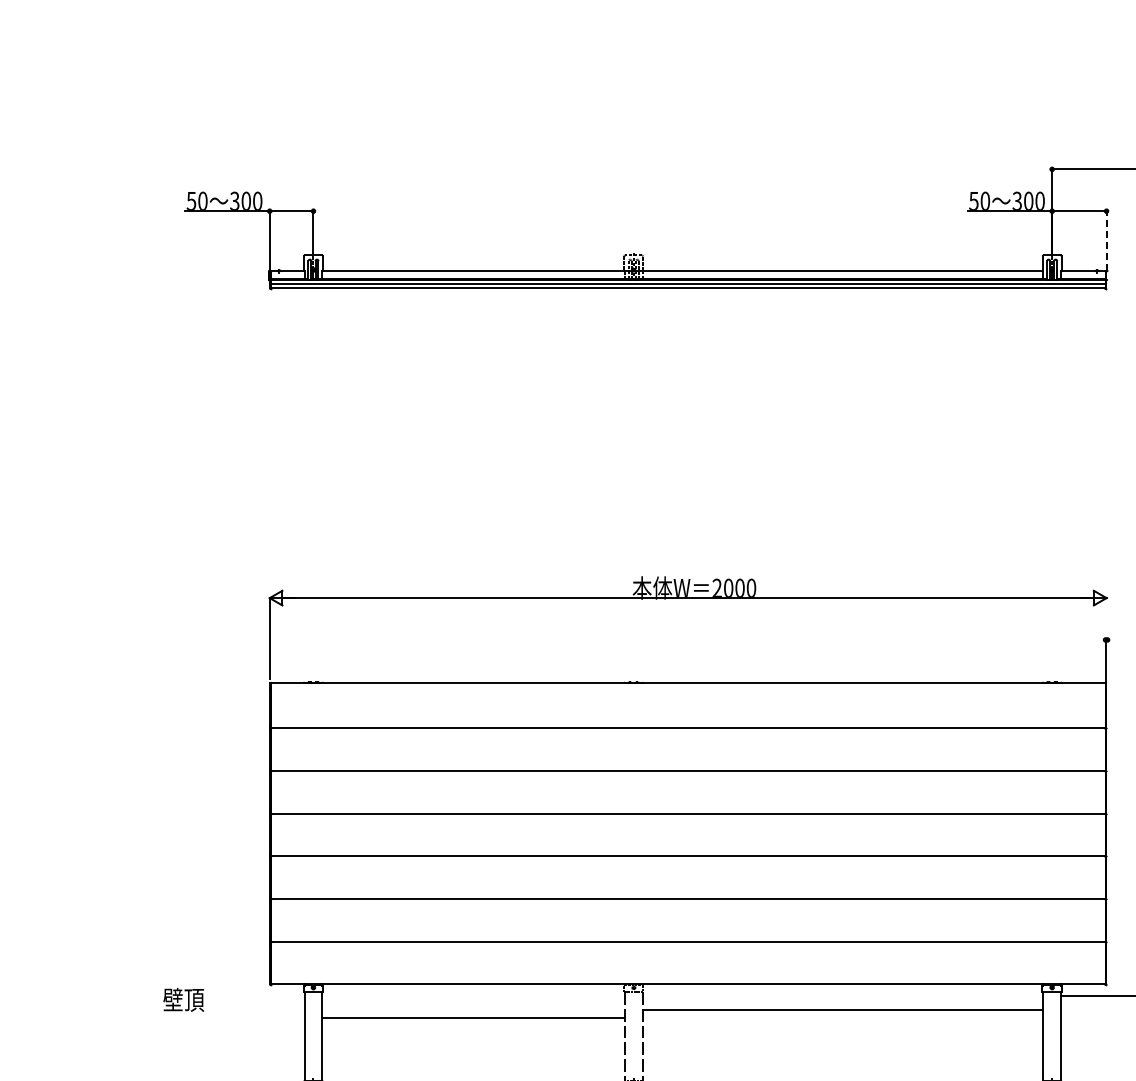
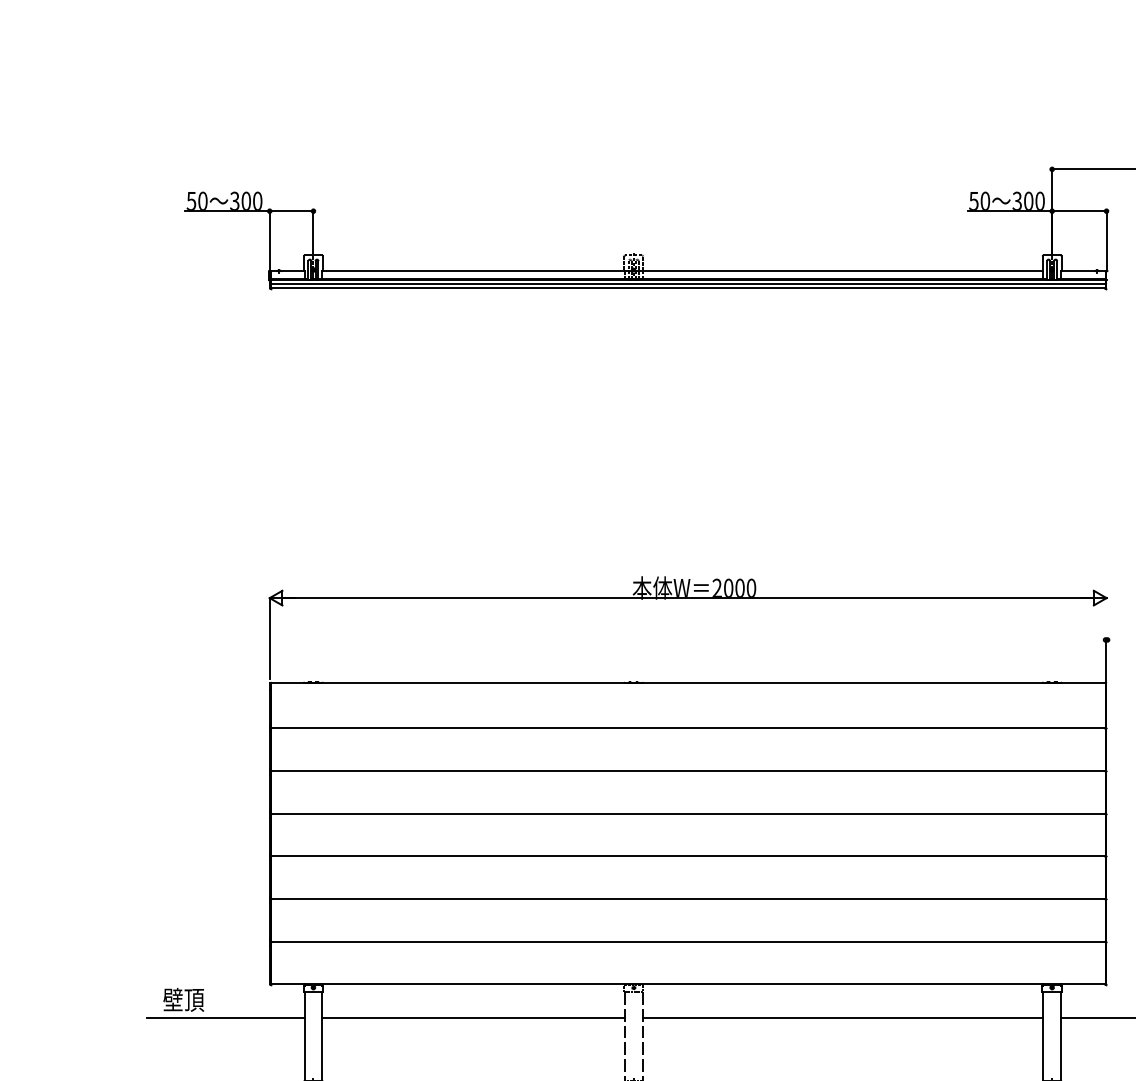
line: dashed -> solid (1106, 240)
line position: (1096, 995) -> (1096, 1017) (1096, 1017)
line position: (842, 1009) -> (842, 1017) (842, 1017)
line: none -> present (225, 1017)
